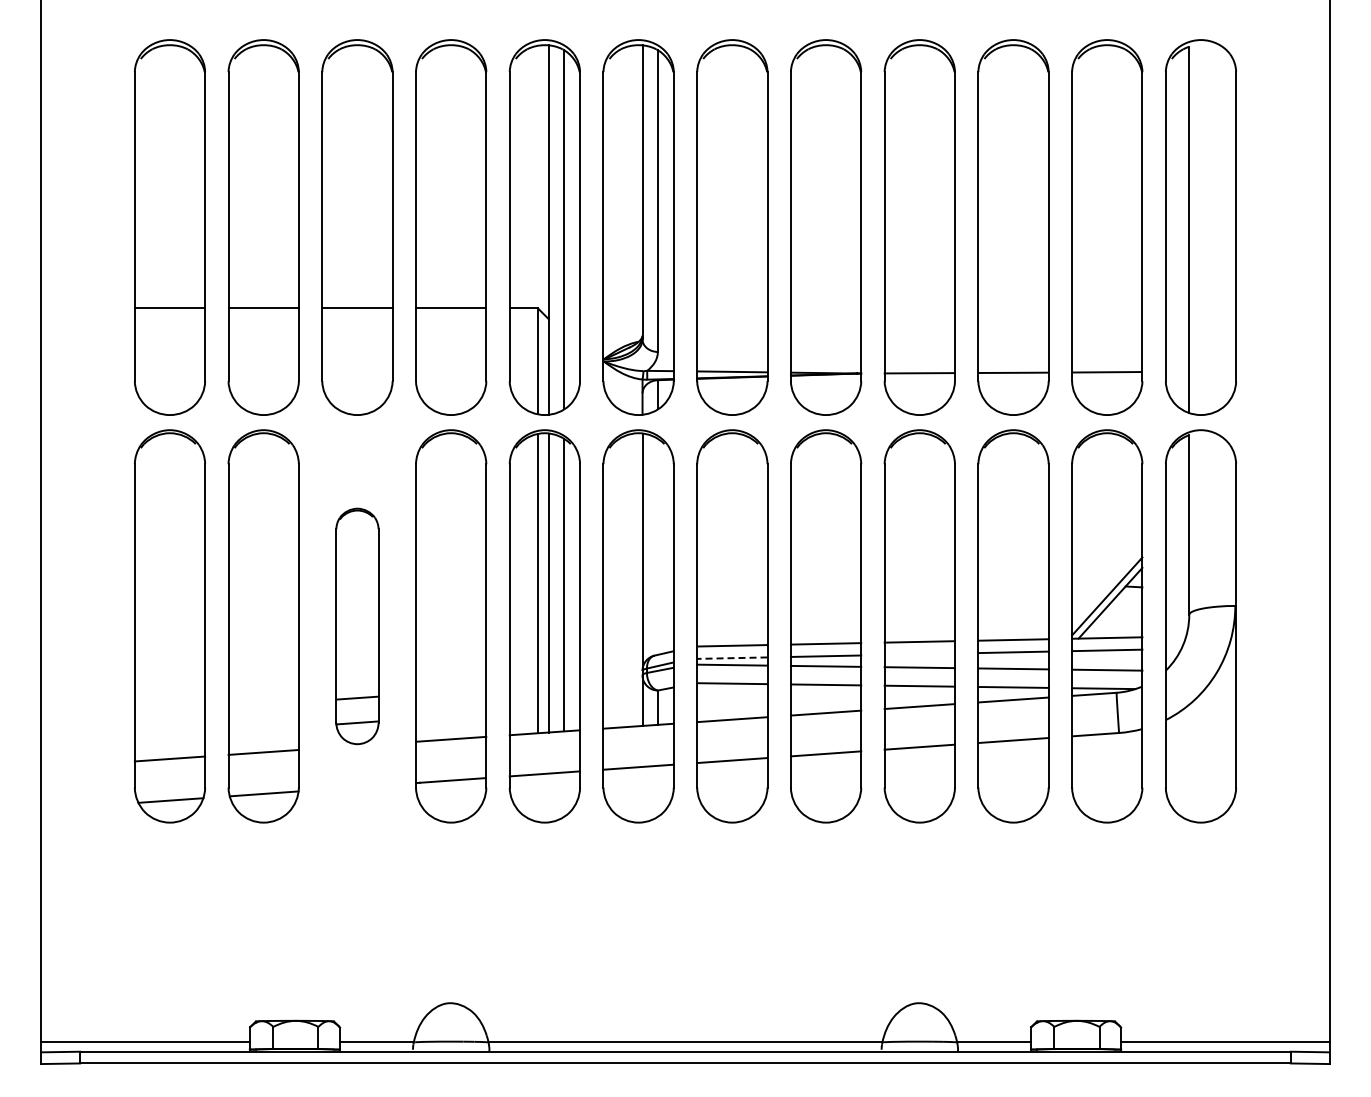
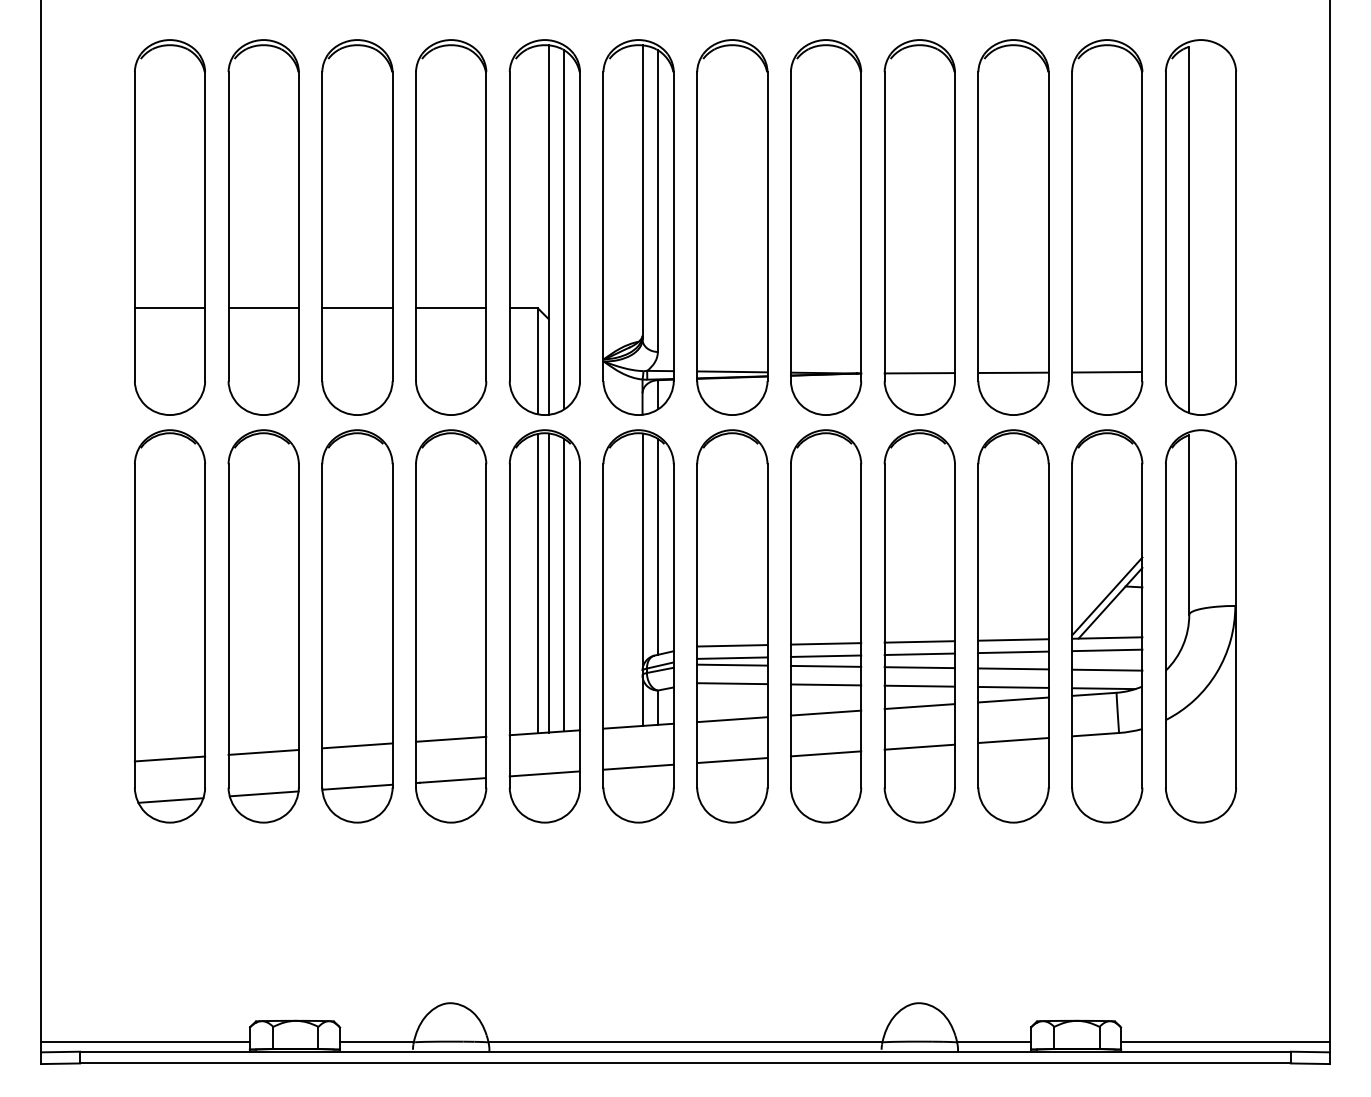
line: none -> present (657, 546)
part size: 45x239 px -> 73x395 px (357, 626)
line: none -> present (919, 654)
line: dashed -> solid (731, 658)
